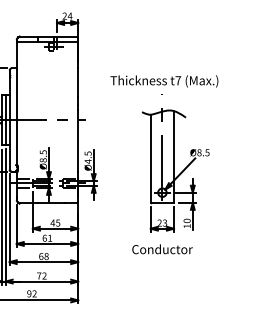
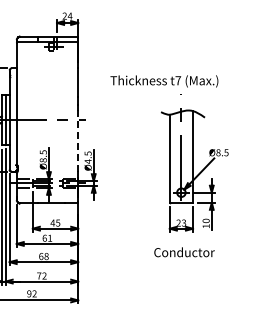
line: solid -> dashed (77, 140)
part position: (175, 163) -> (194, 163) (194, 163)
text position: (162, 249) -> (184, 252) (184, 252)
